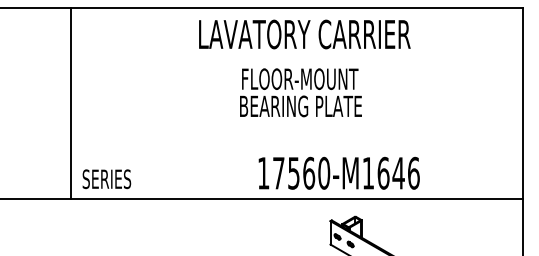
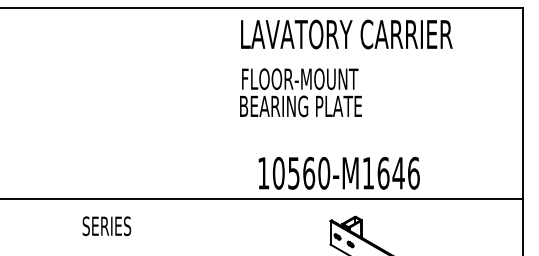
text position: (304, 34) -> (346, 34) (346, 34)
line: present -> none (71, 102)
text: 17560-M1646 -> 10560-M1646 (278, 172)
text position: (106, 179) -> (106, 226) (106, 226)
